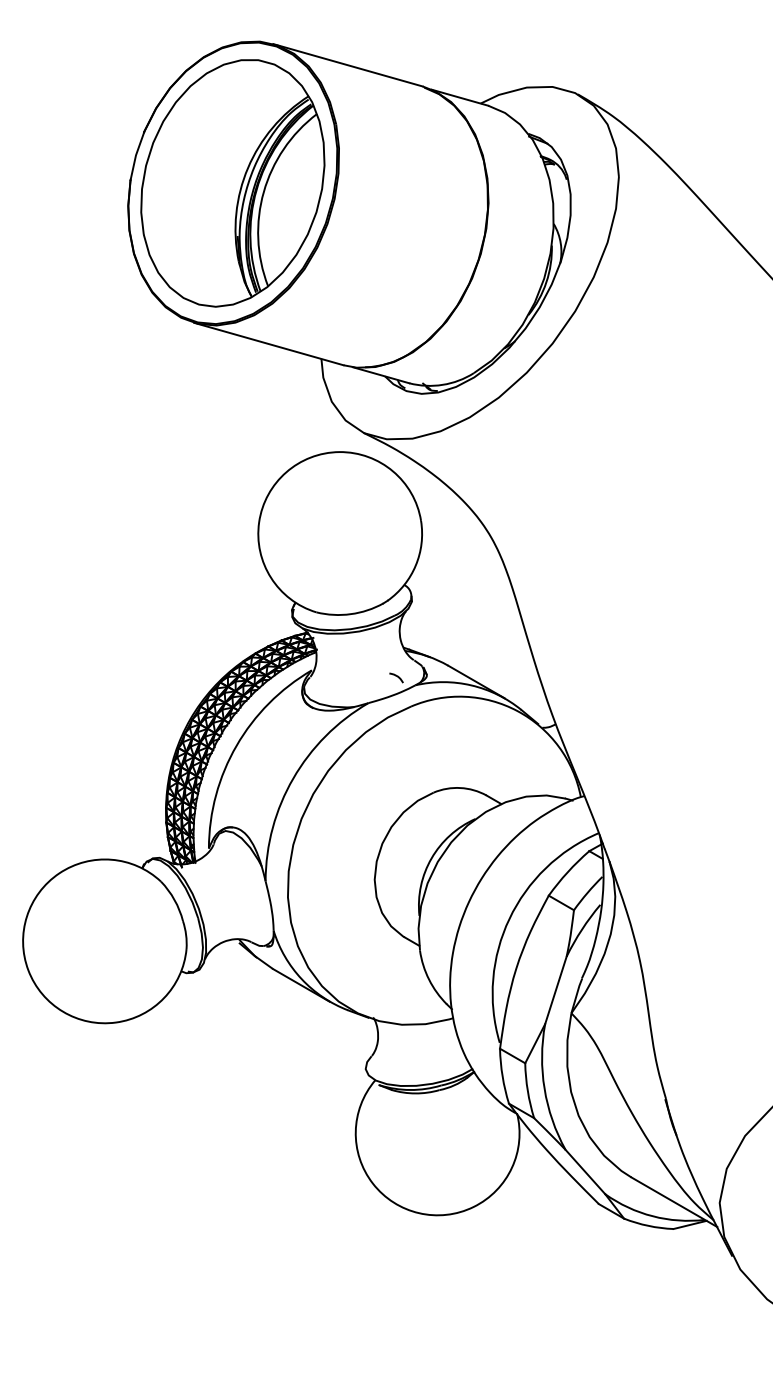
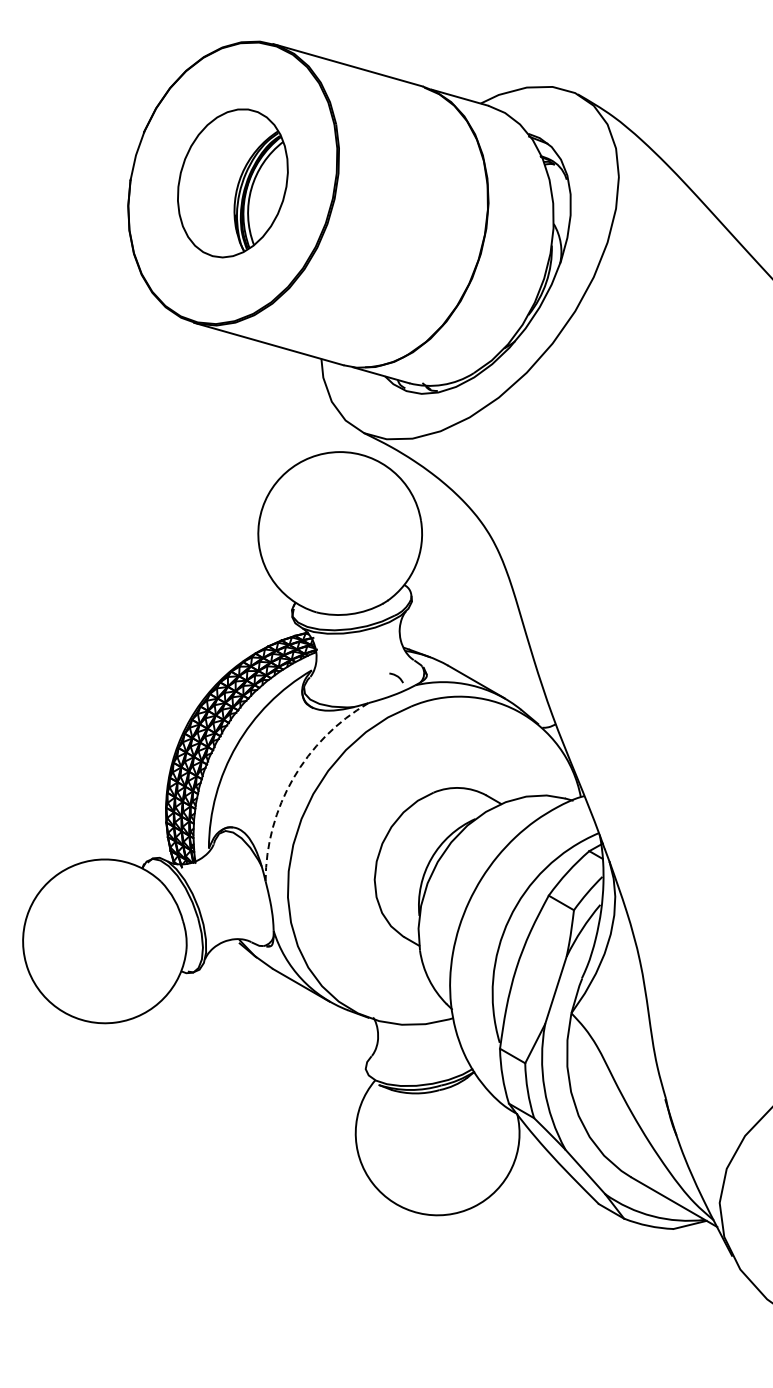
part size: 186x249 px -> 112x151 px (232, 183)
arc: solid -> dashed (293, 778)
